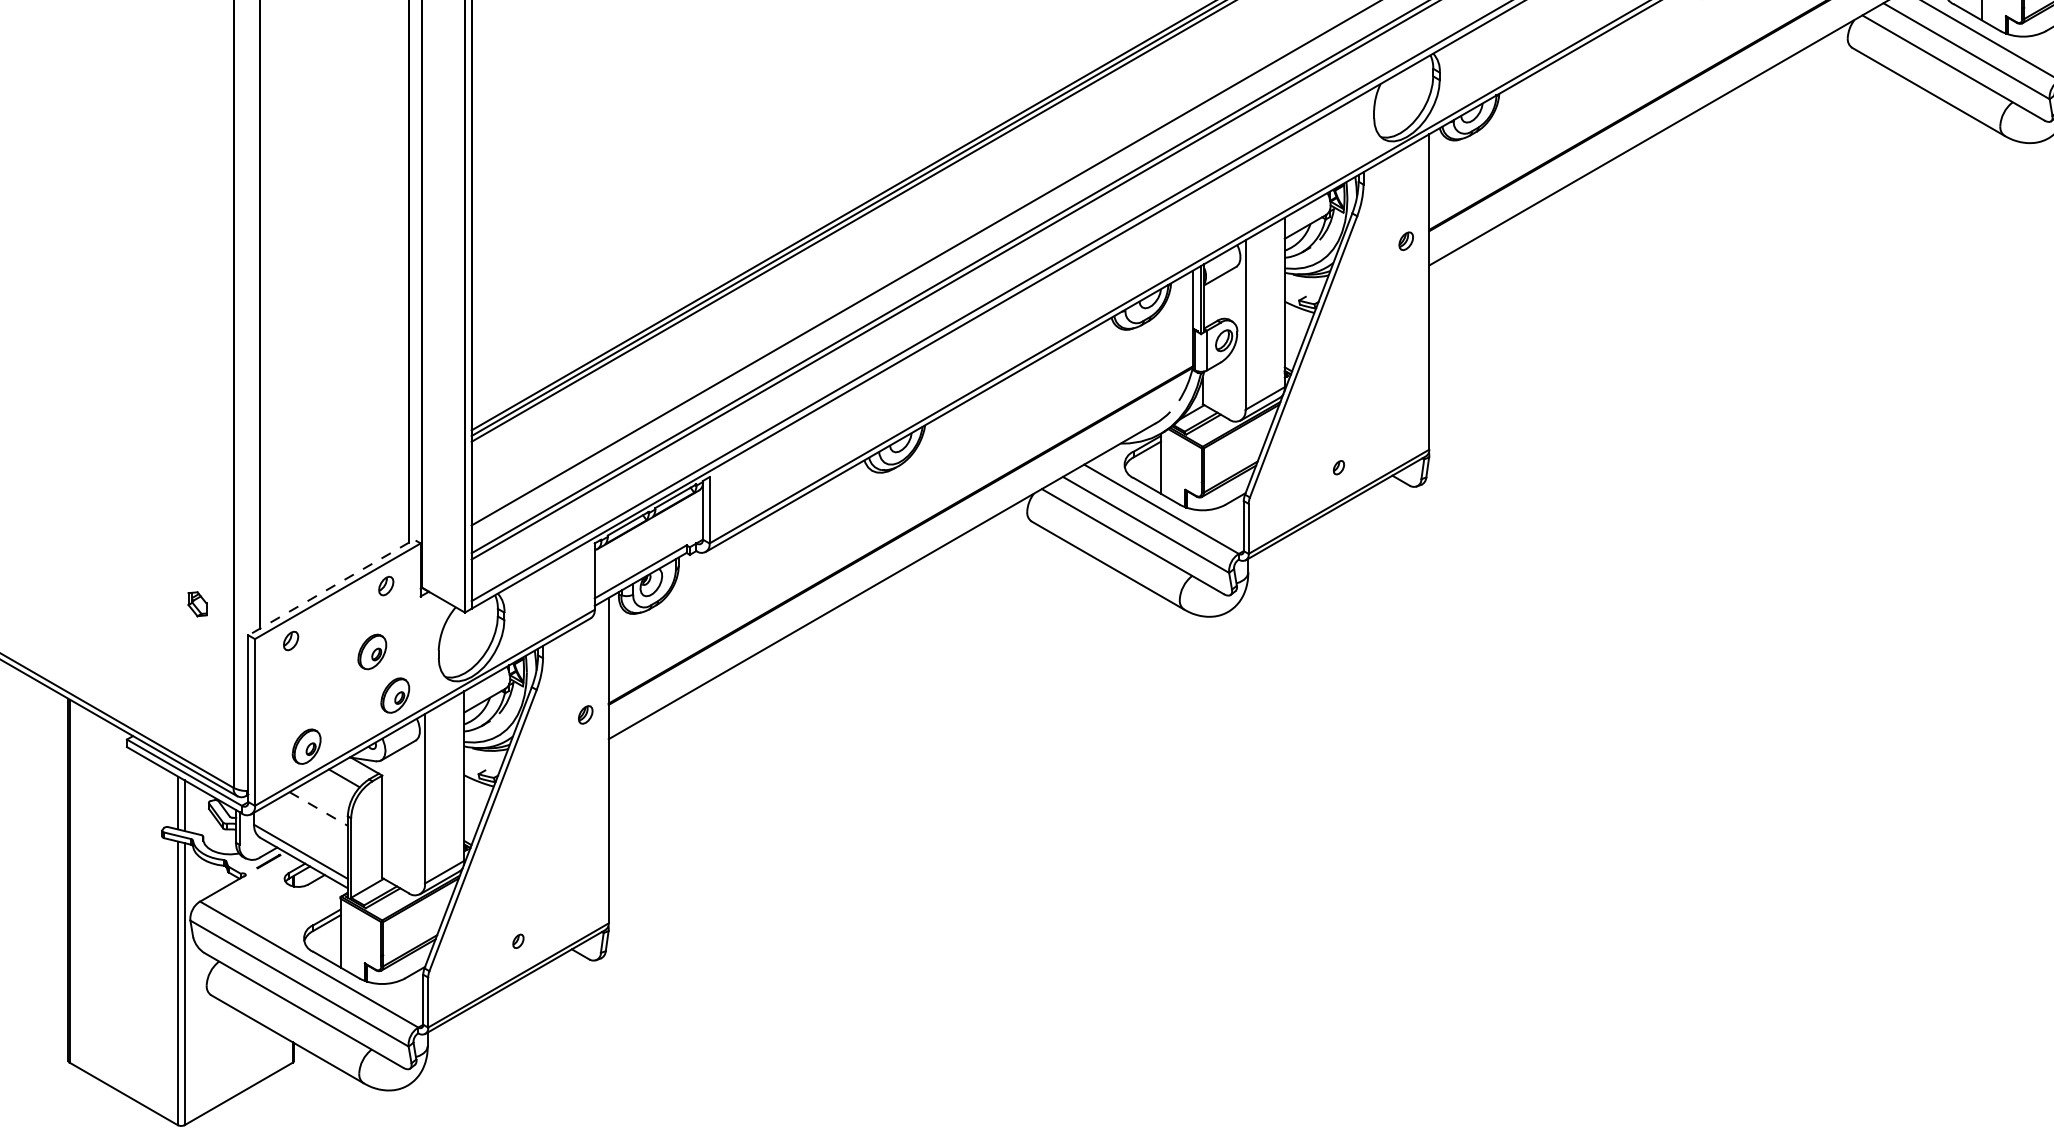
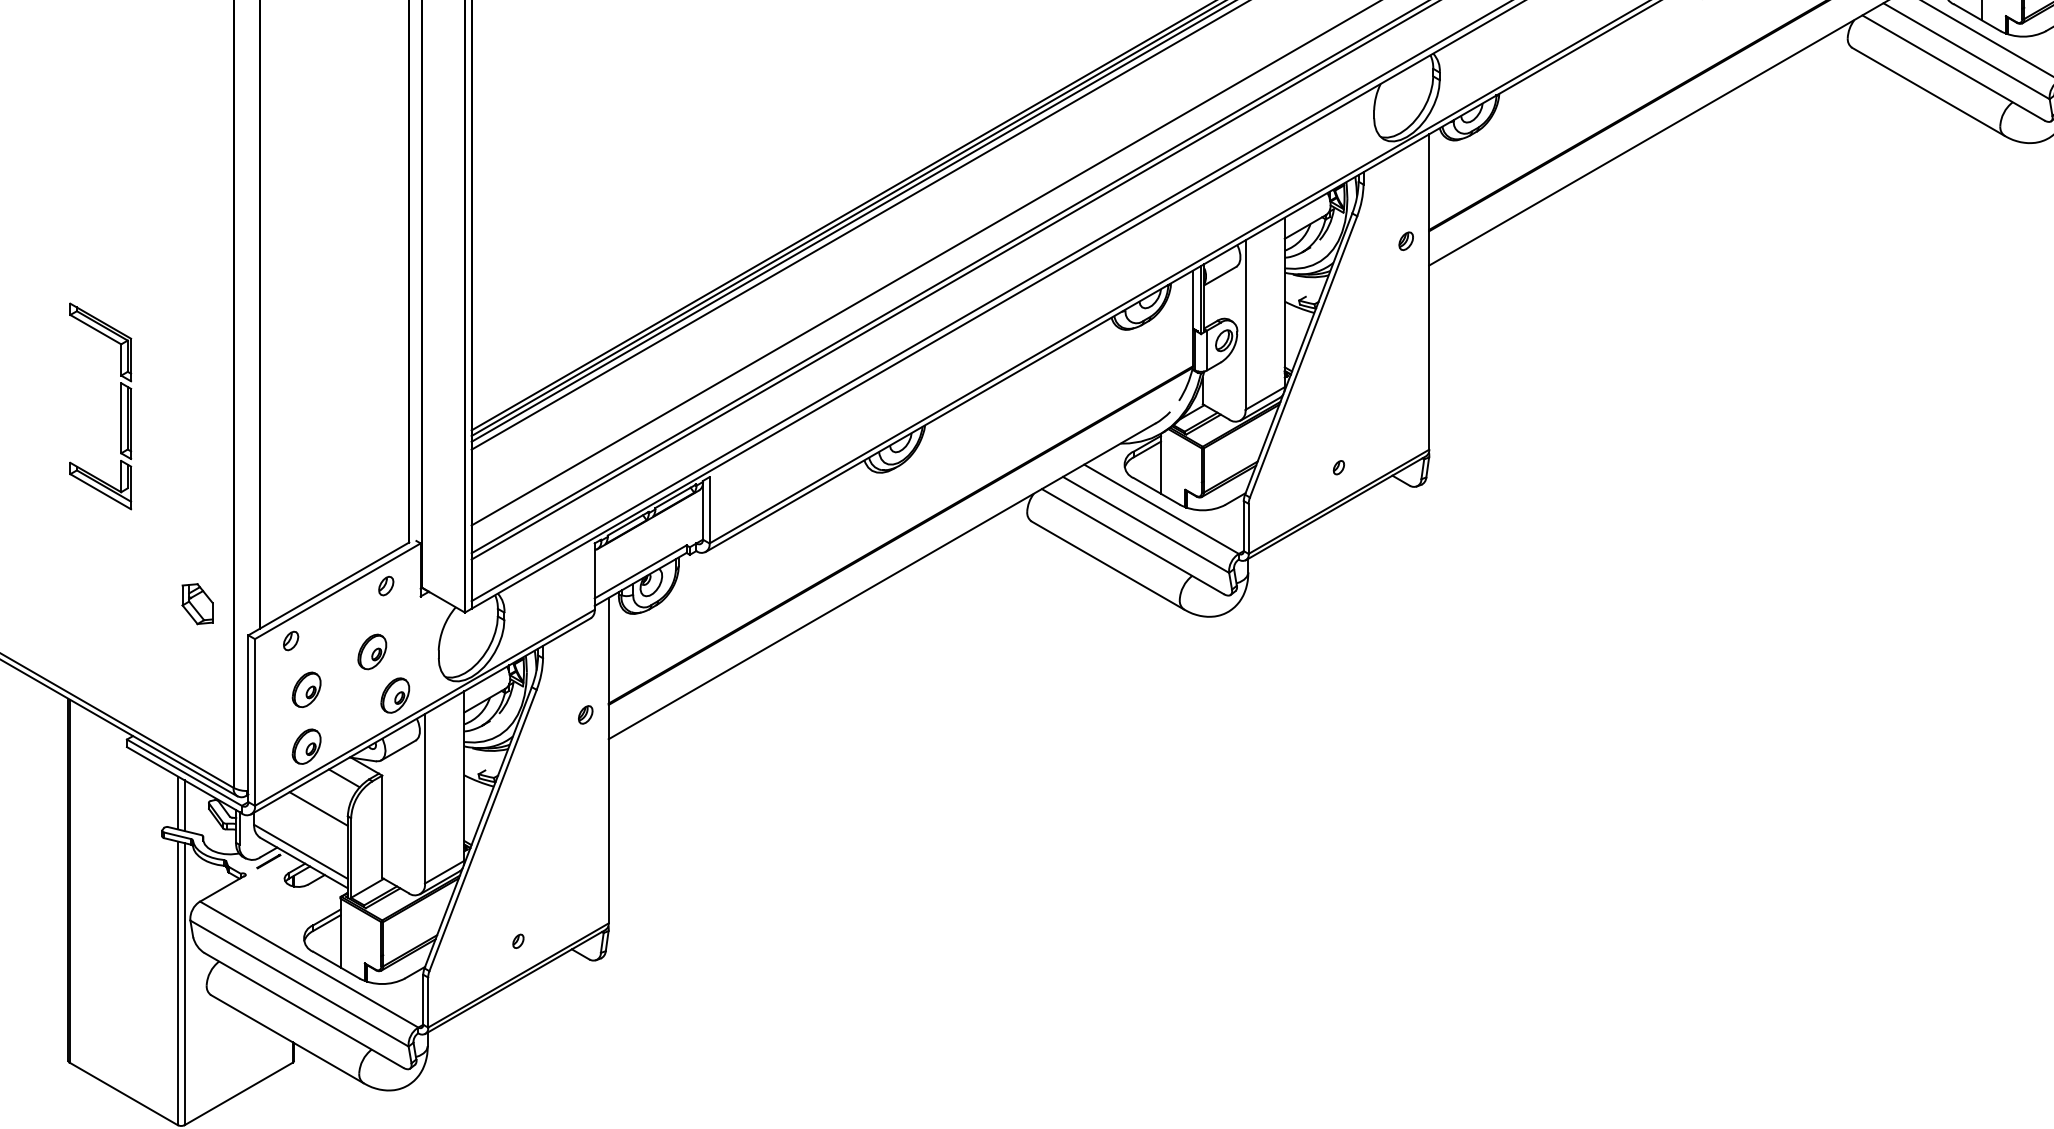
line: none -> present (858, 225)
part: none -> present (120, 406)
line: dashed -> solid (328, 588)
part size: 21x27 px -> 33x43 px (197, 604)
part: none -> present (306, 689)
line: dashed -> solid (318, 809)
